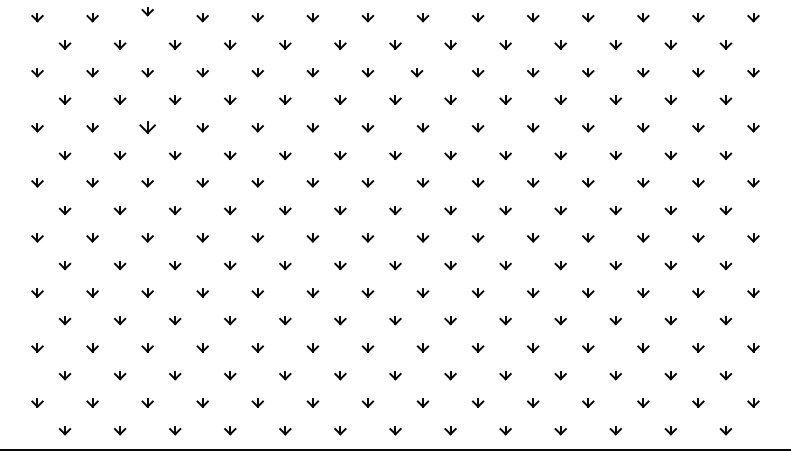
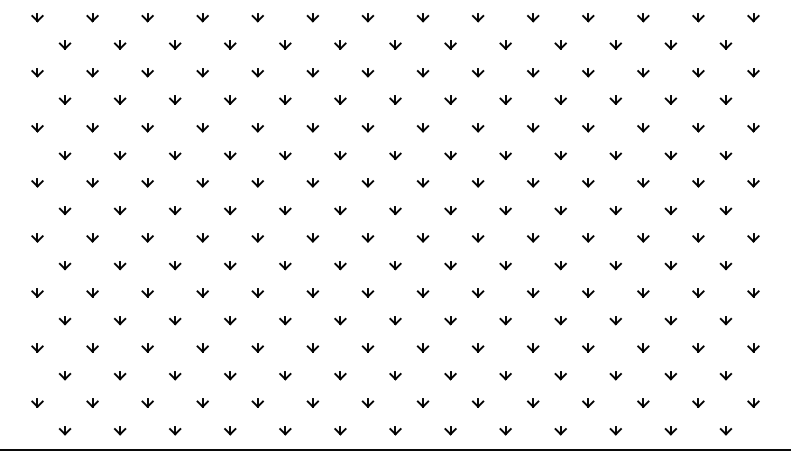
part position: (147, 11) -> (147, 17) (147, 17)
part position: (416, 72) -> (422, 72) (422, 72)
part size: 17x13 px -> 13x10 px (147, 127)
